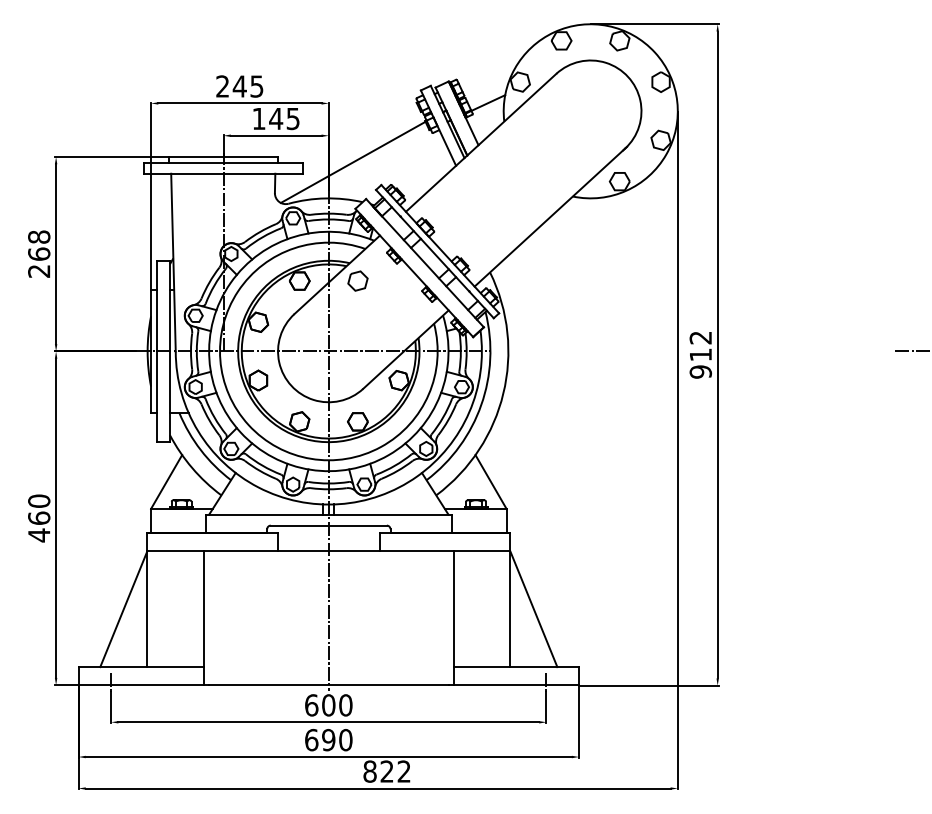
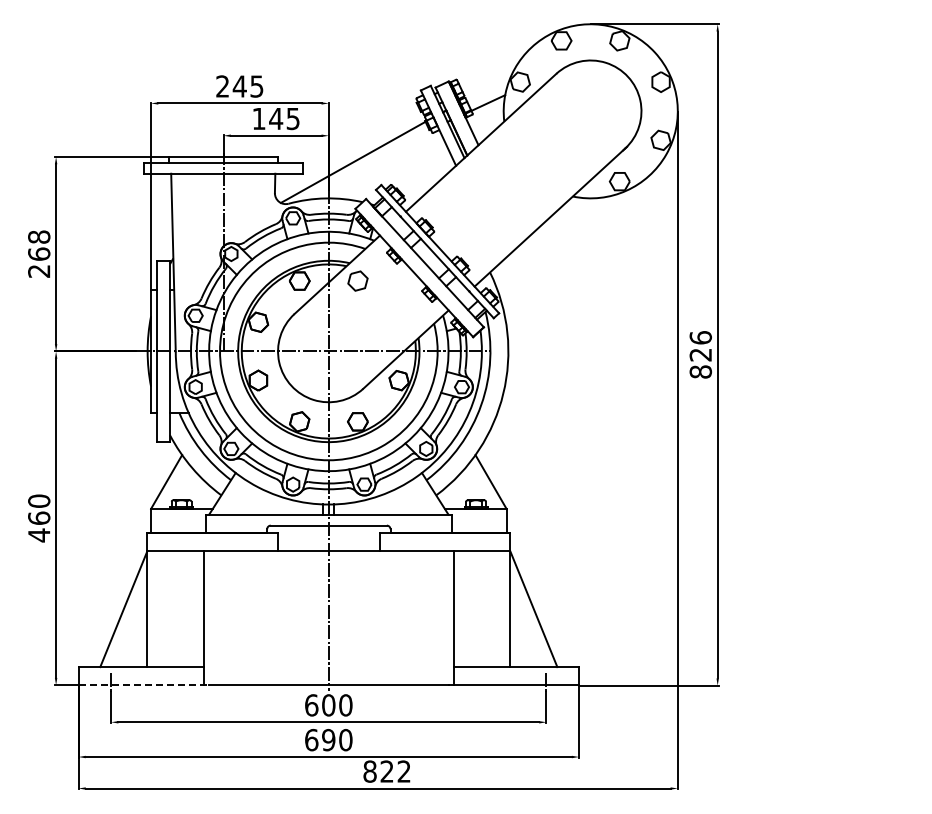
line: present -> none (911, 351)
text: 912 -> 826 (700, 354)
line: solid -> dashed (144, 685)
